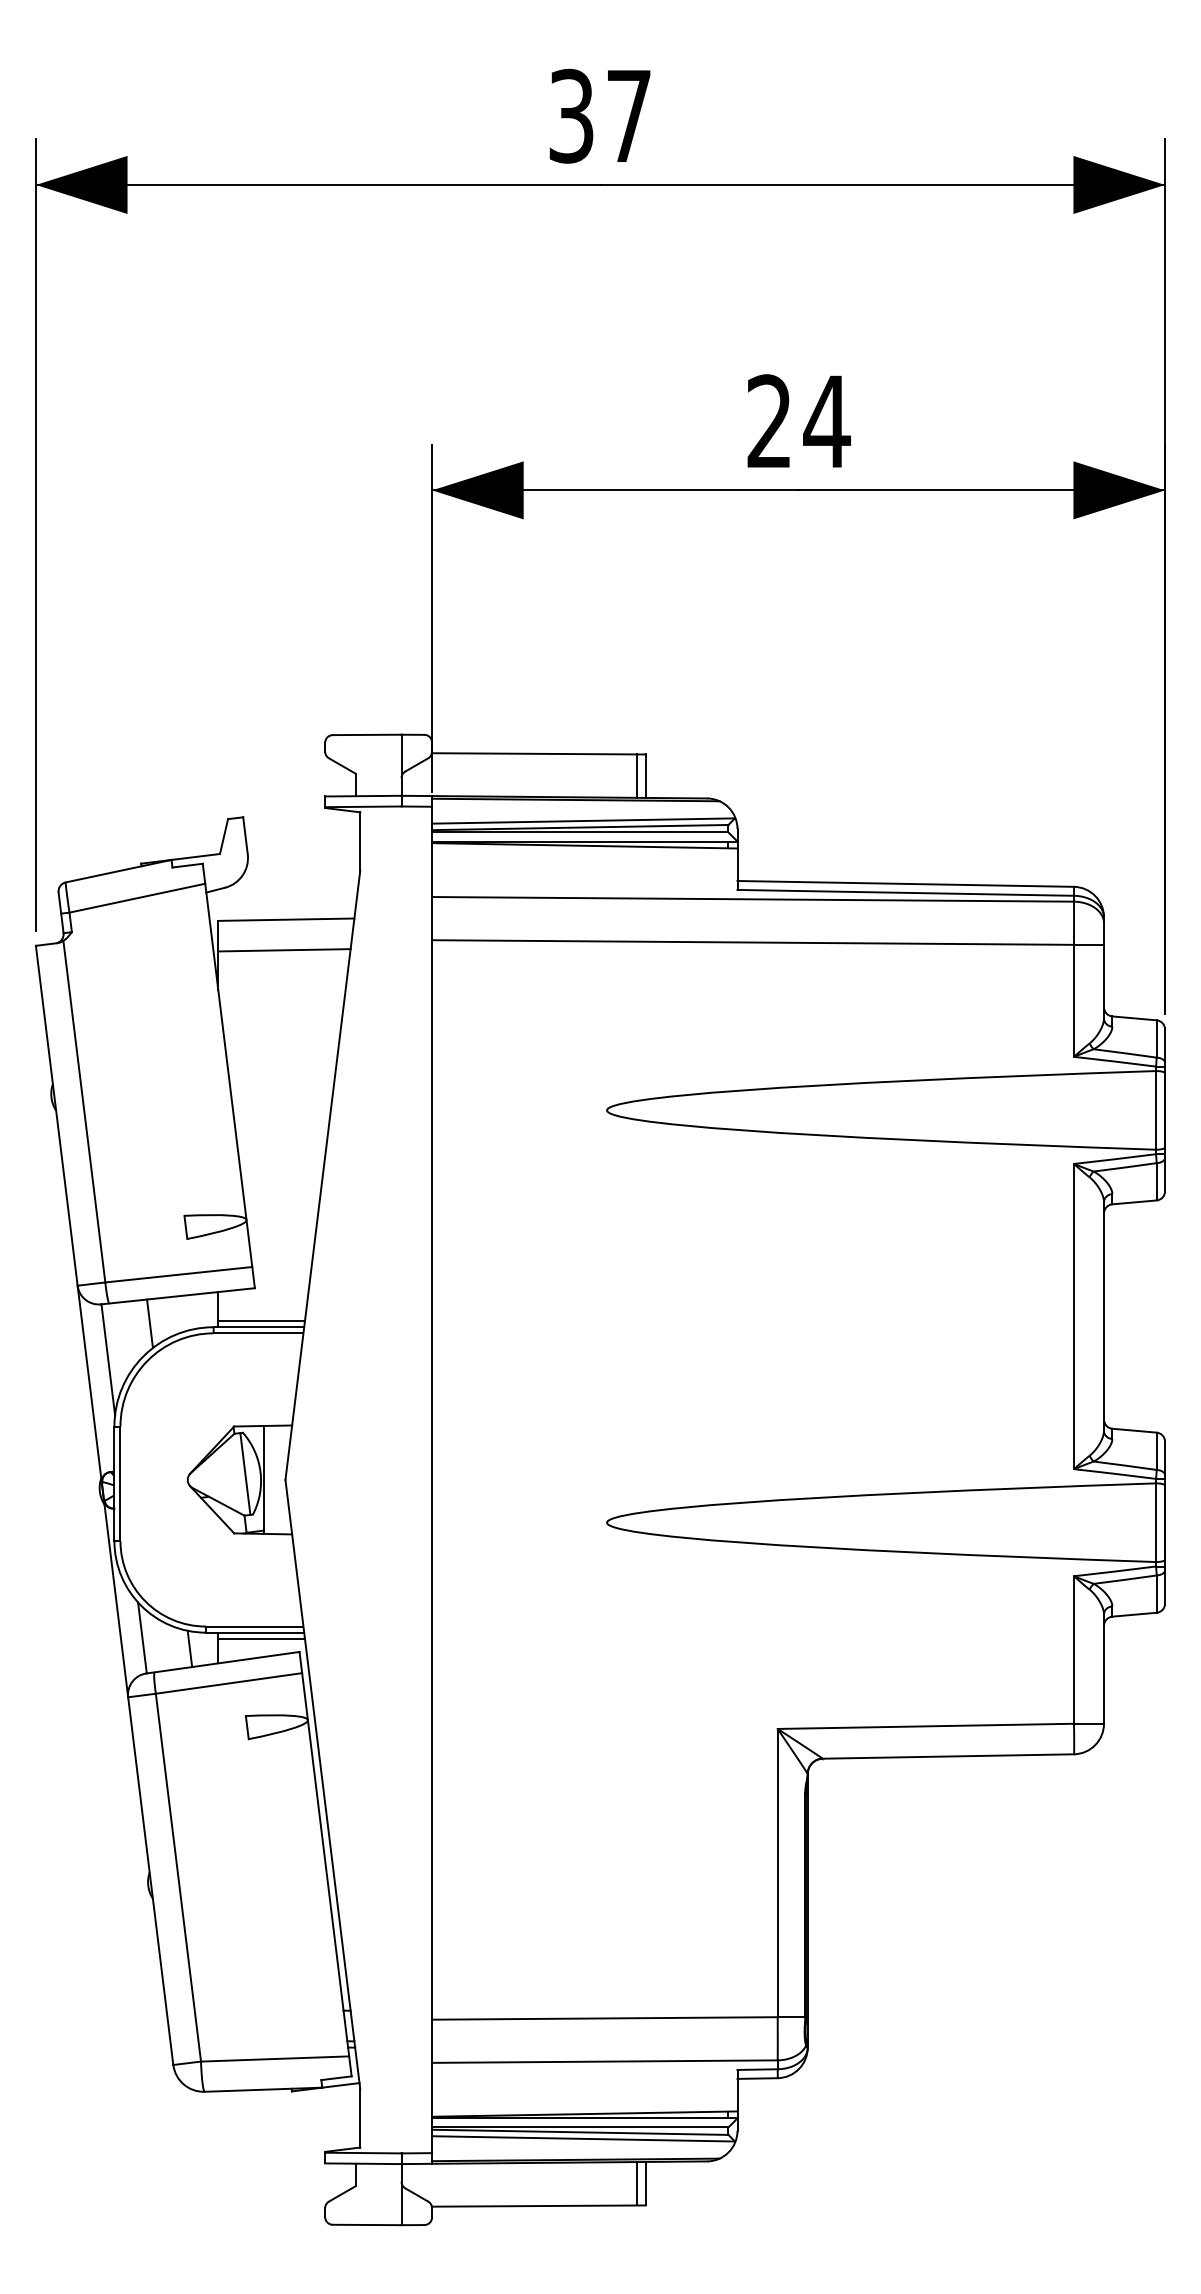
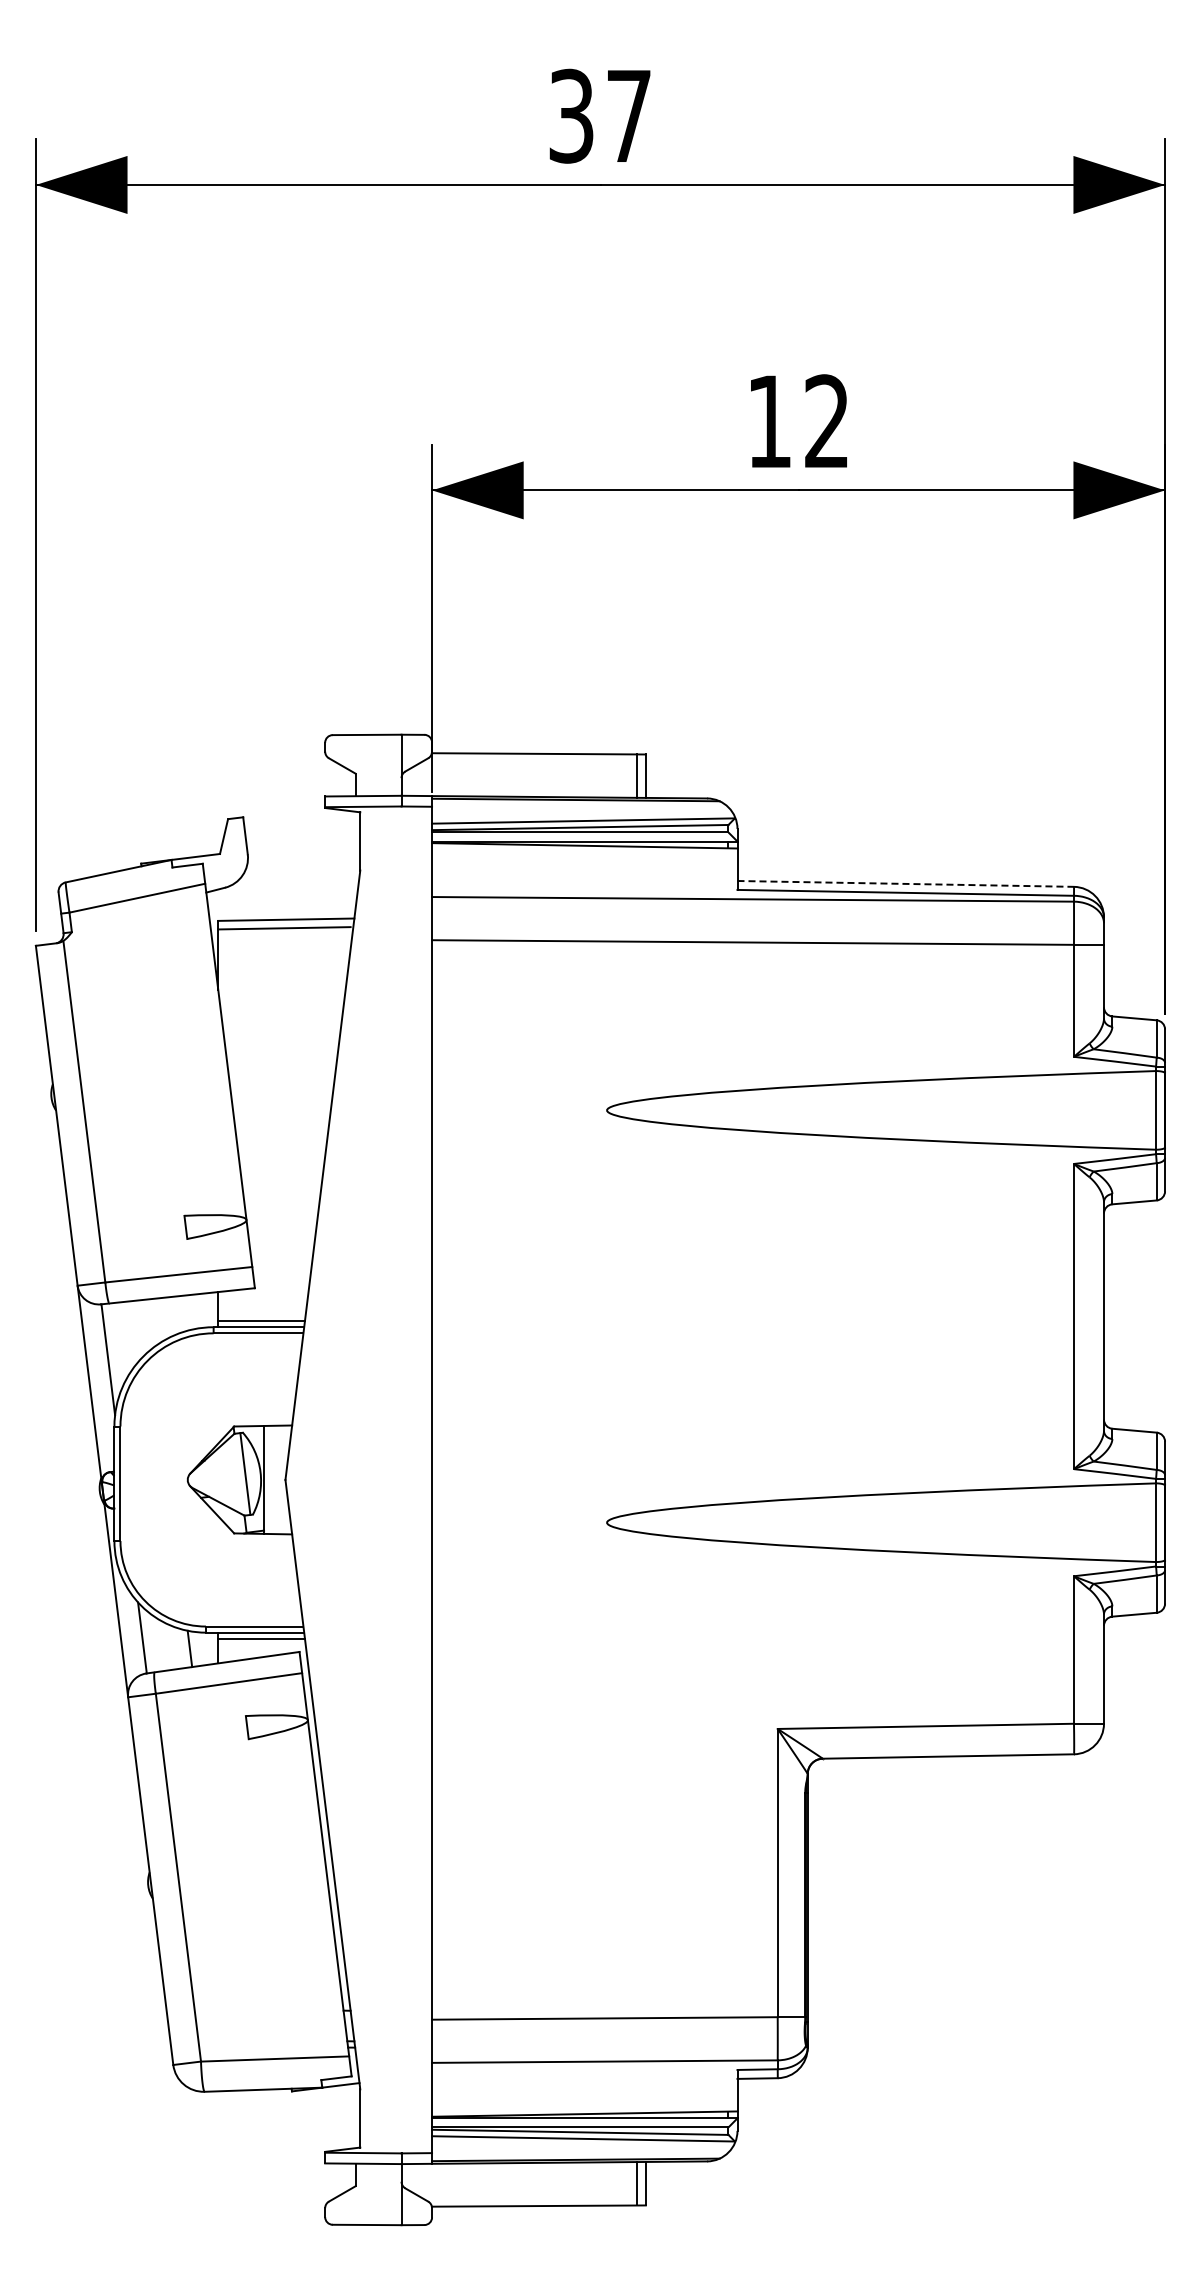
text: 24 -> 12 (798, 420)
line: solid -> dashed (906, 883)
line position: (284, 950) -> (284, 928) (284, 928)
line: present -> none (149, 1323)
